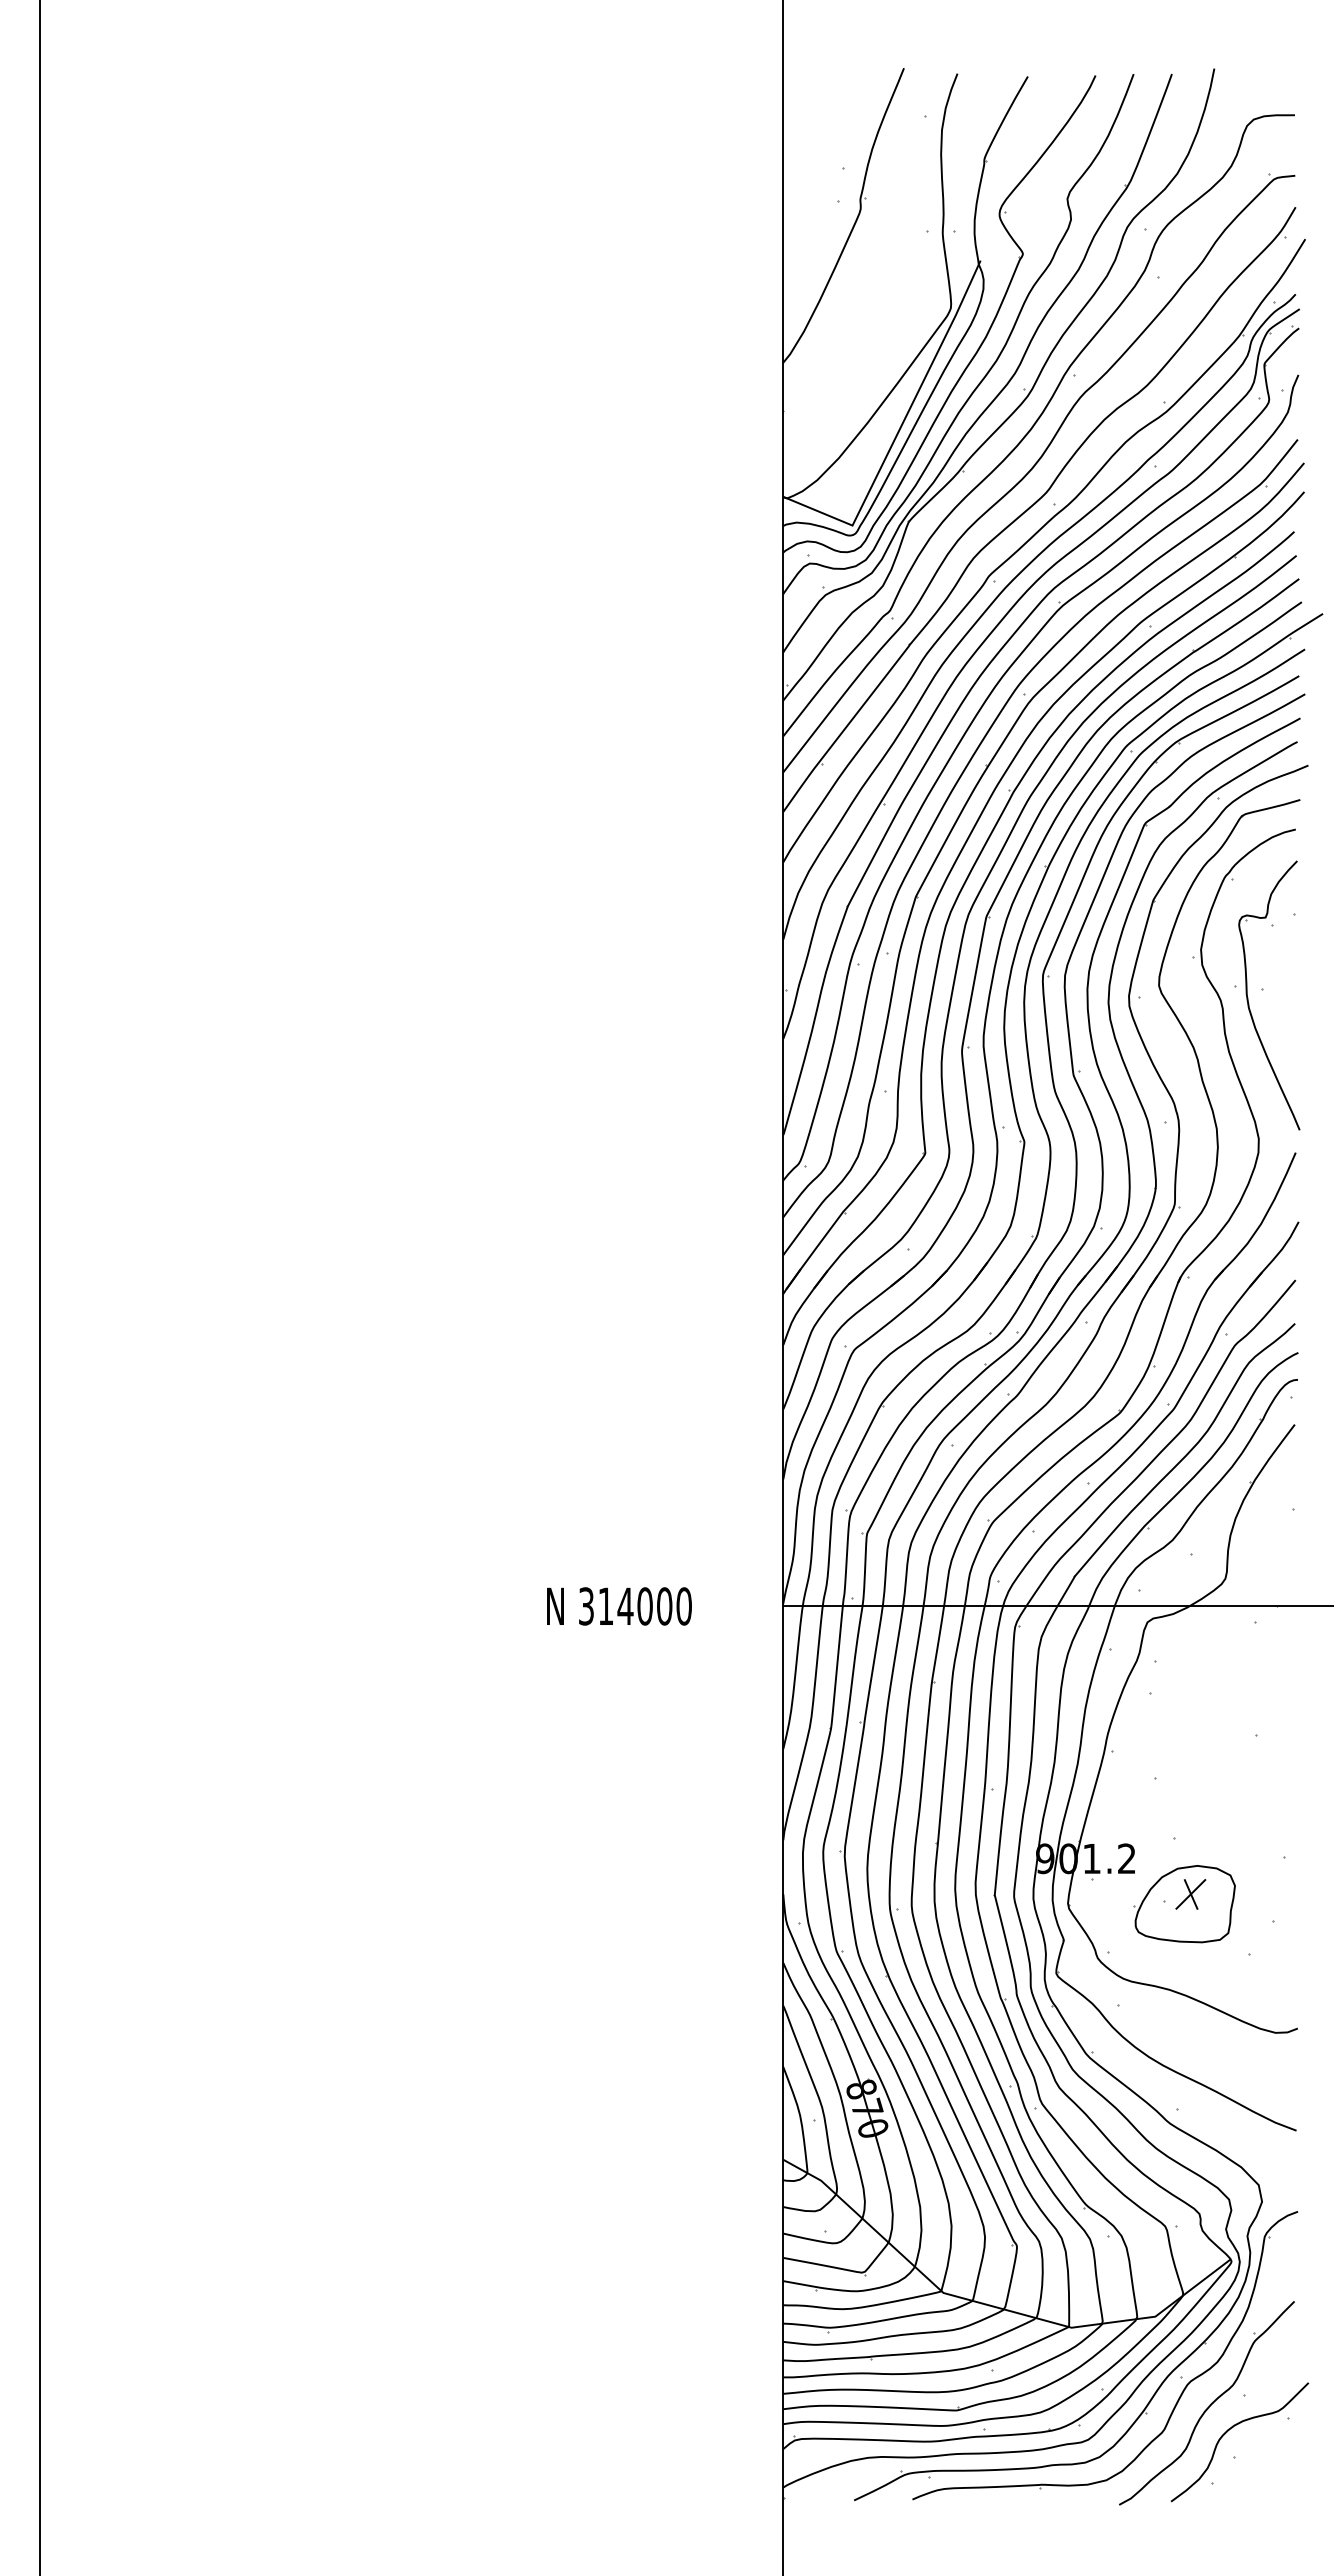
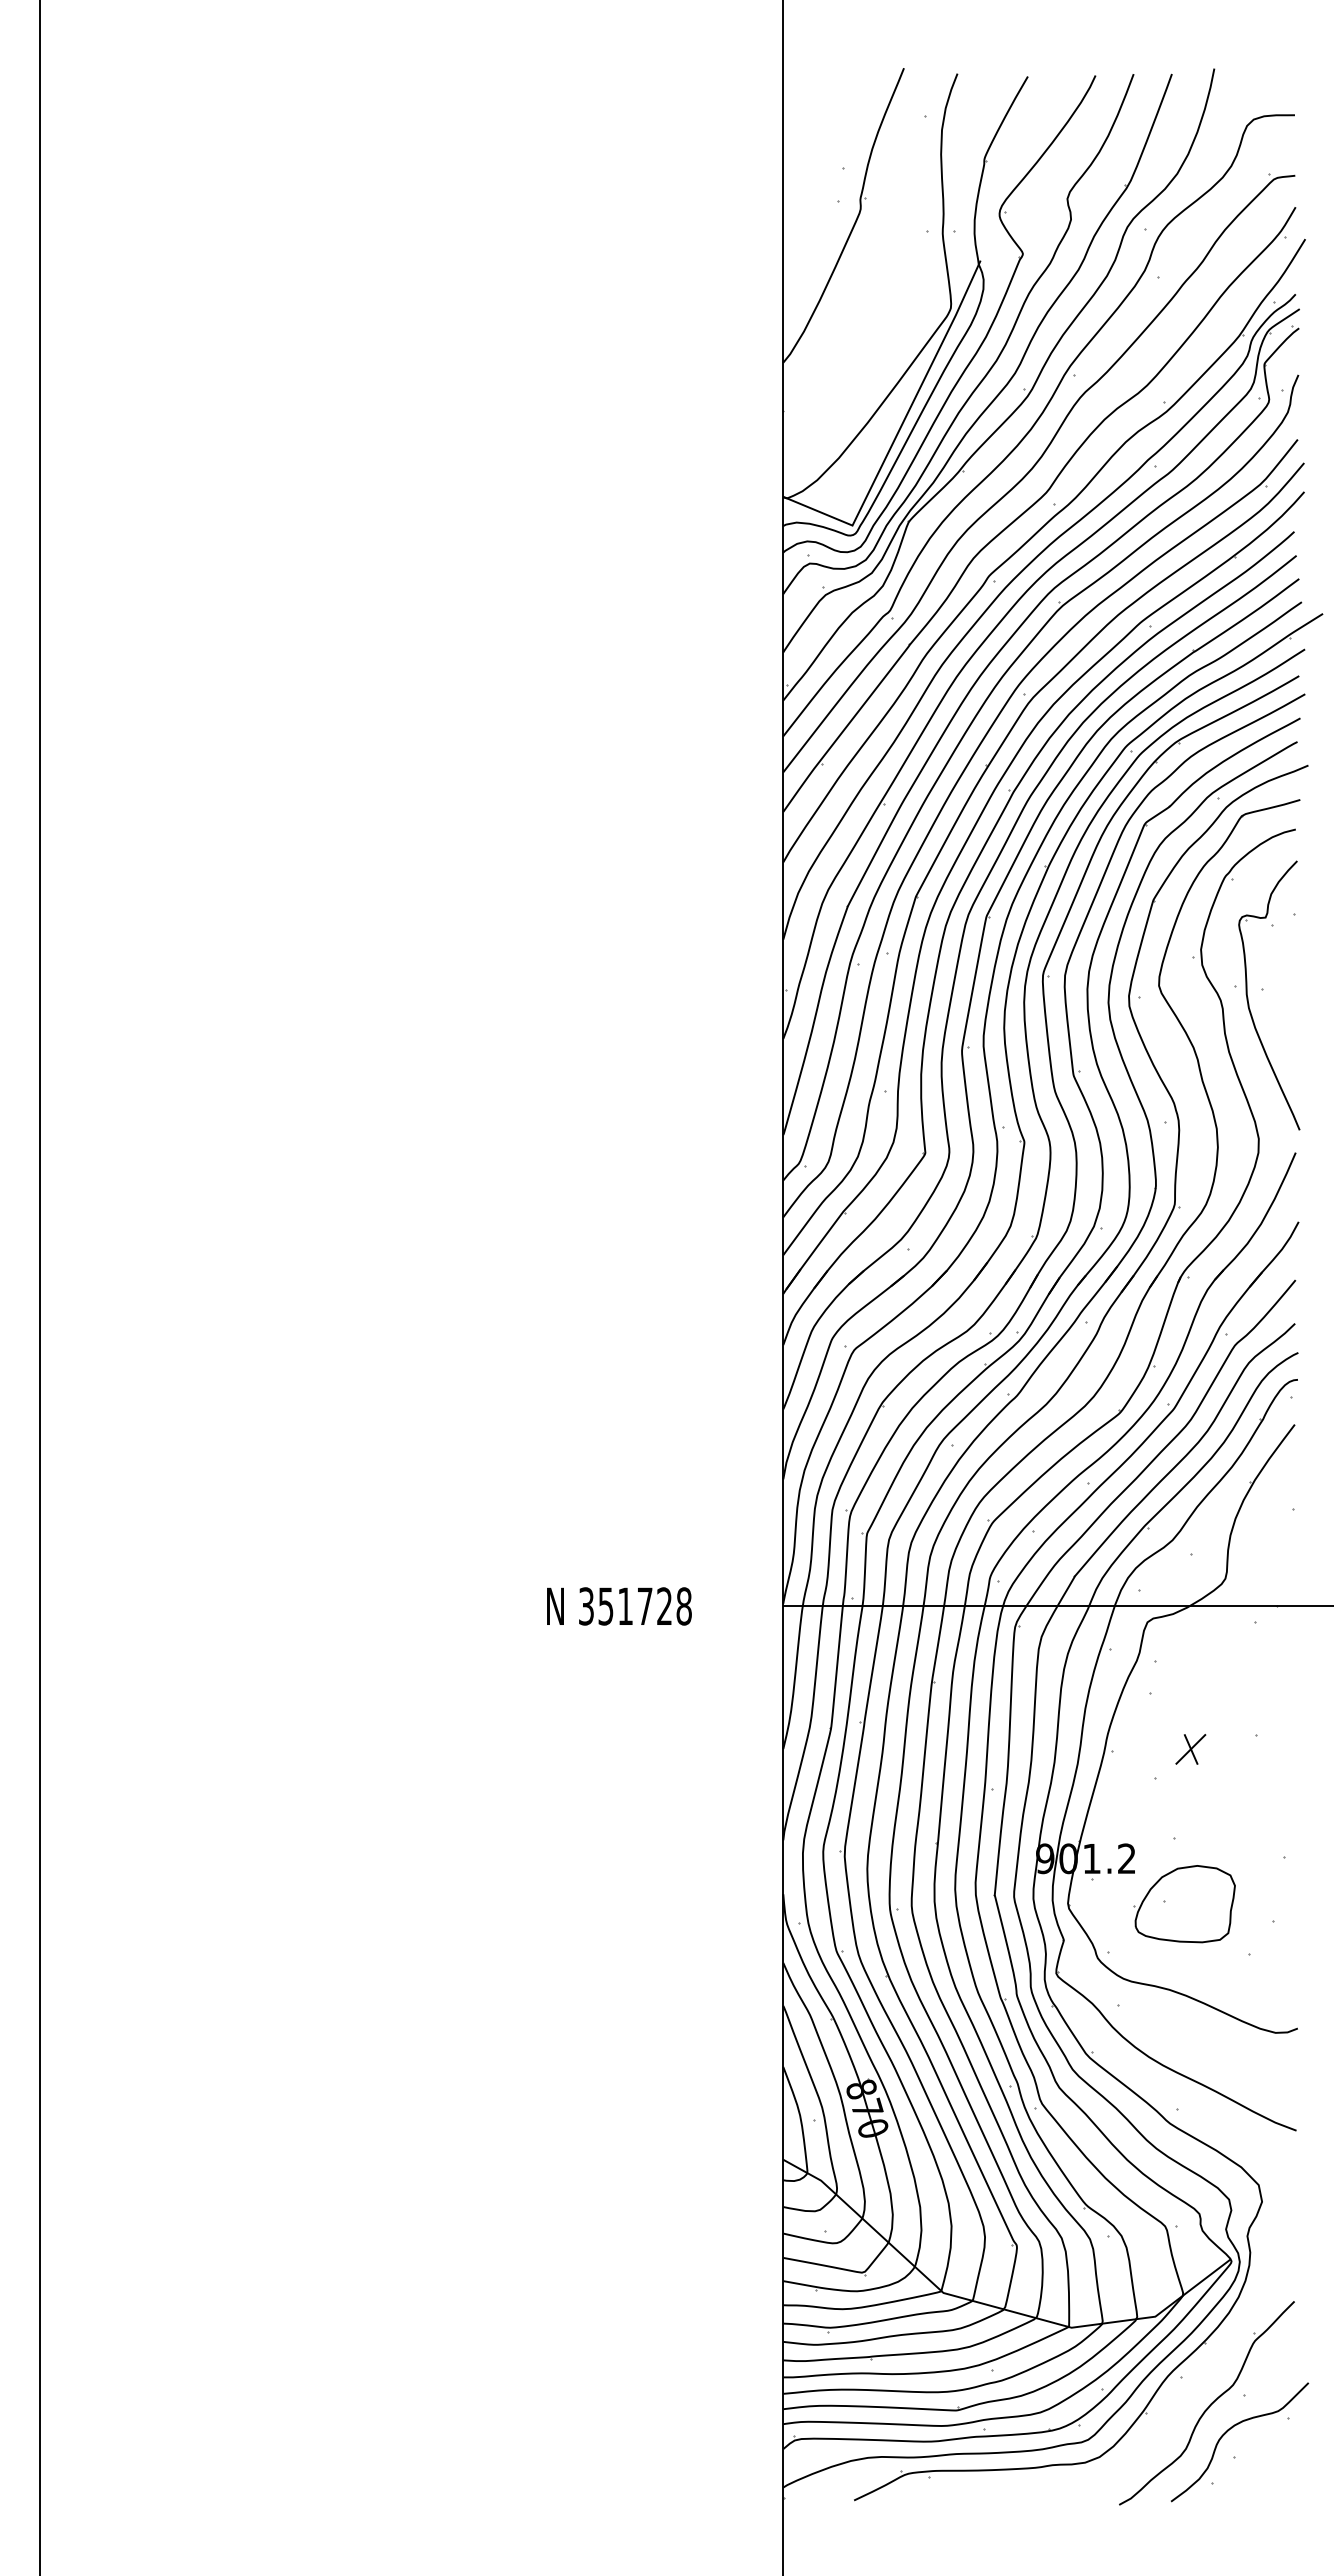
text: 314000 -> 351728 (644, 1606)
part position: (1190, 1894) -> (1190, 1749) (1190, 1749)
part: present -> none (1178, 2397)
